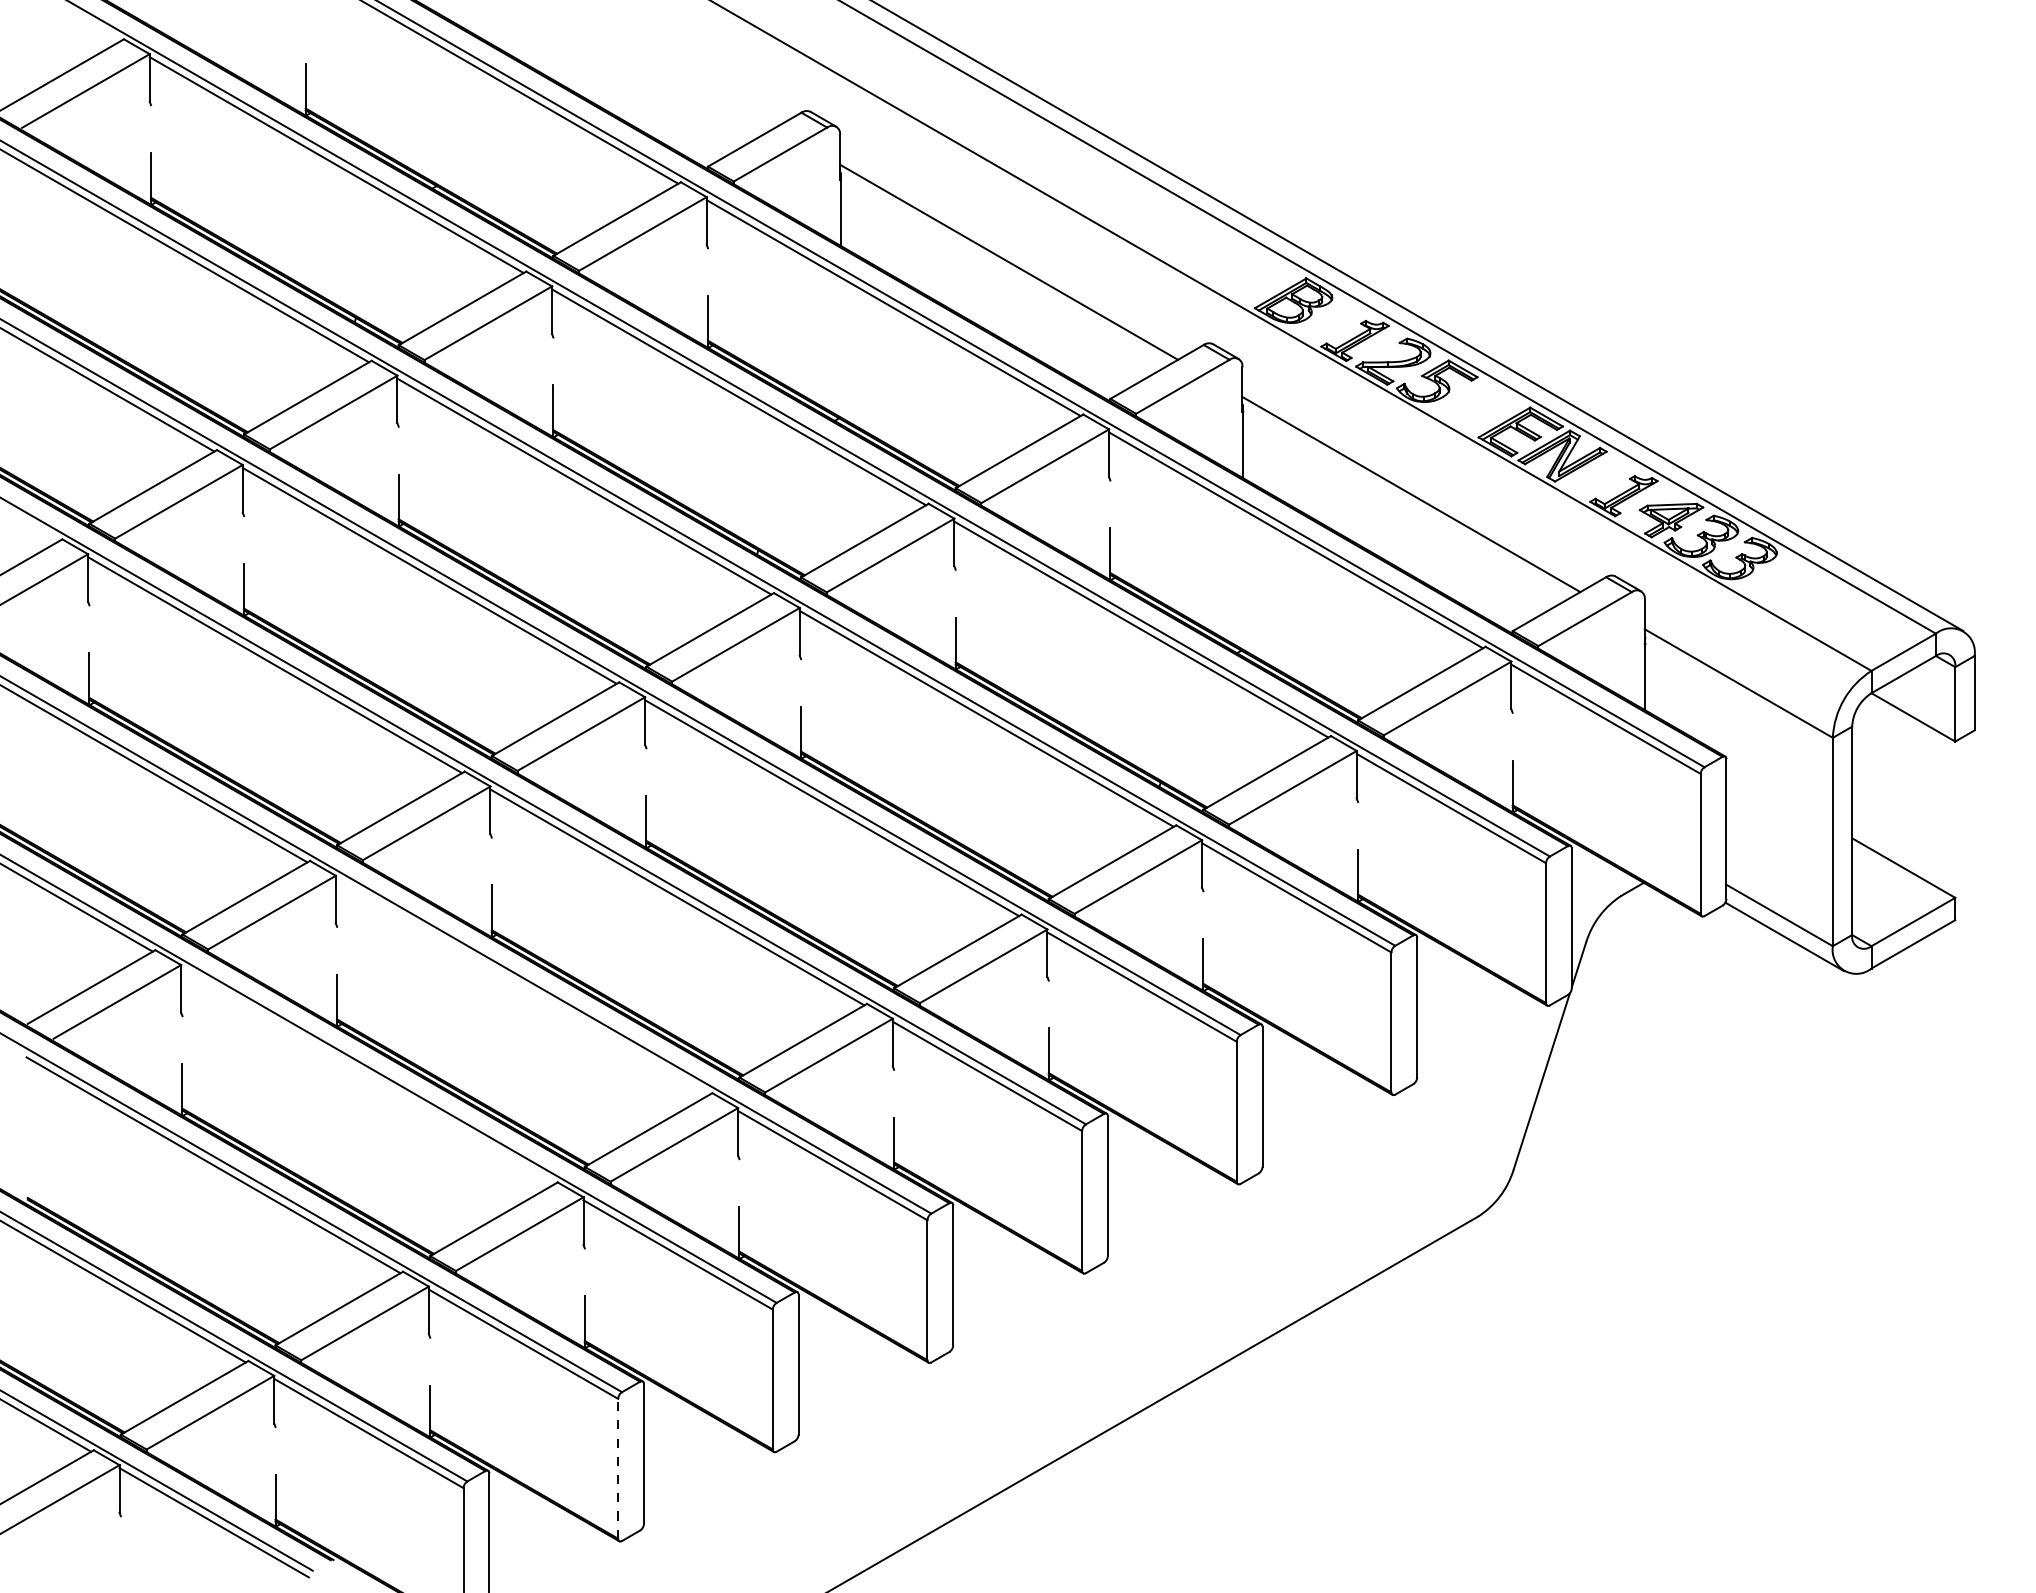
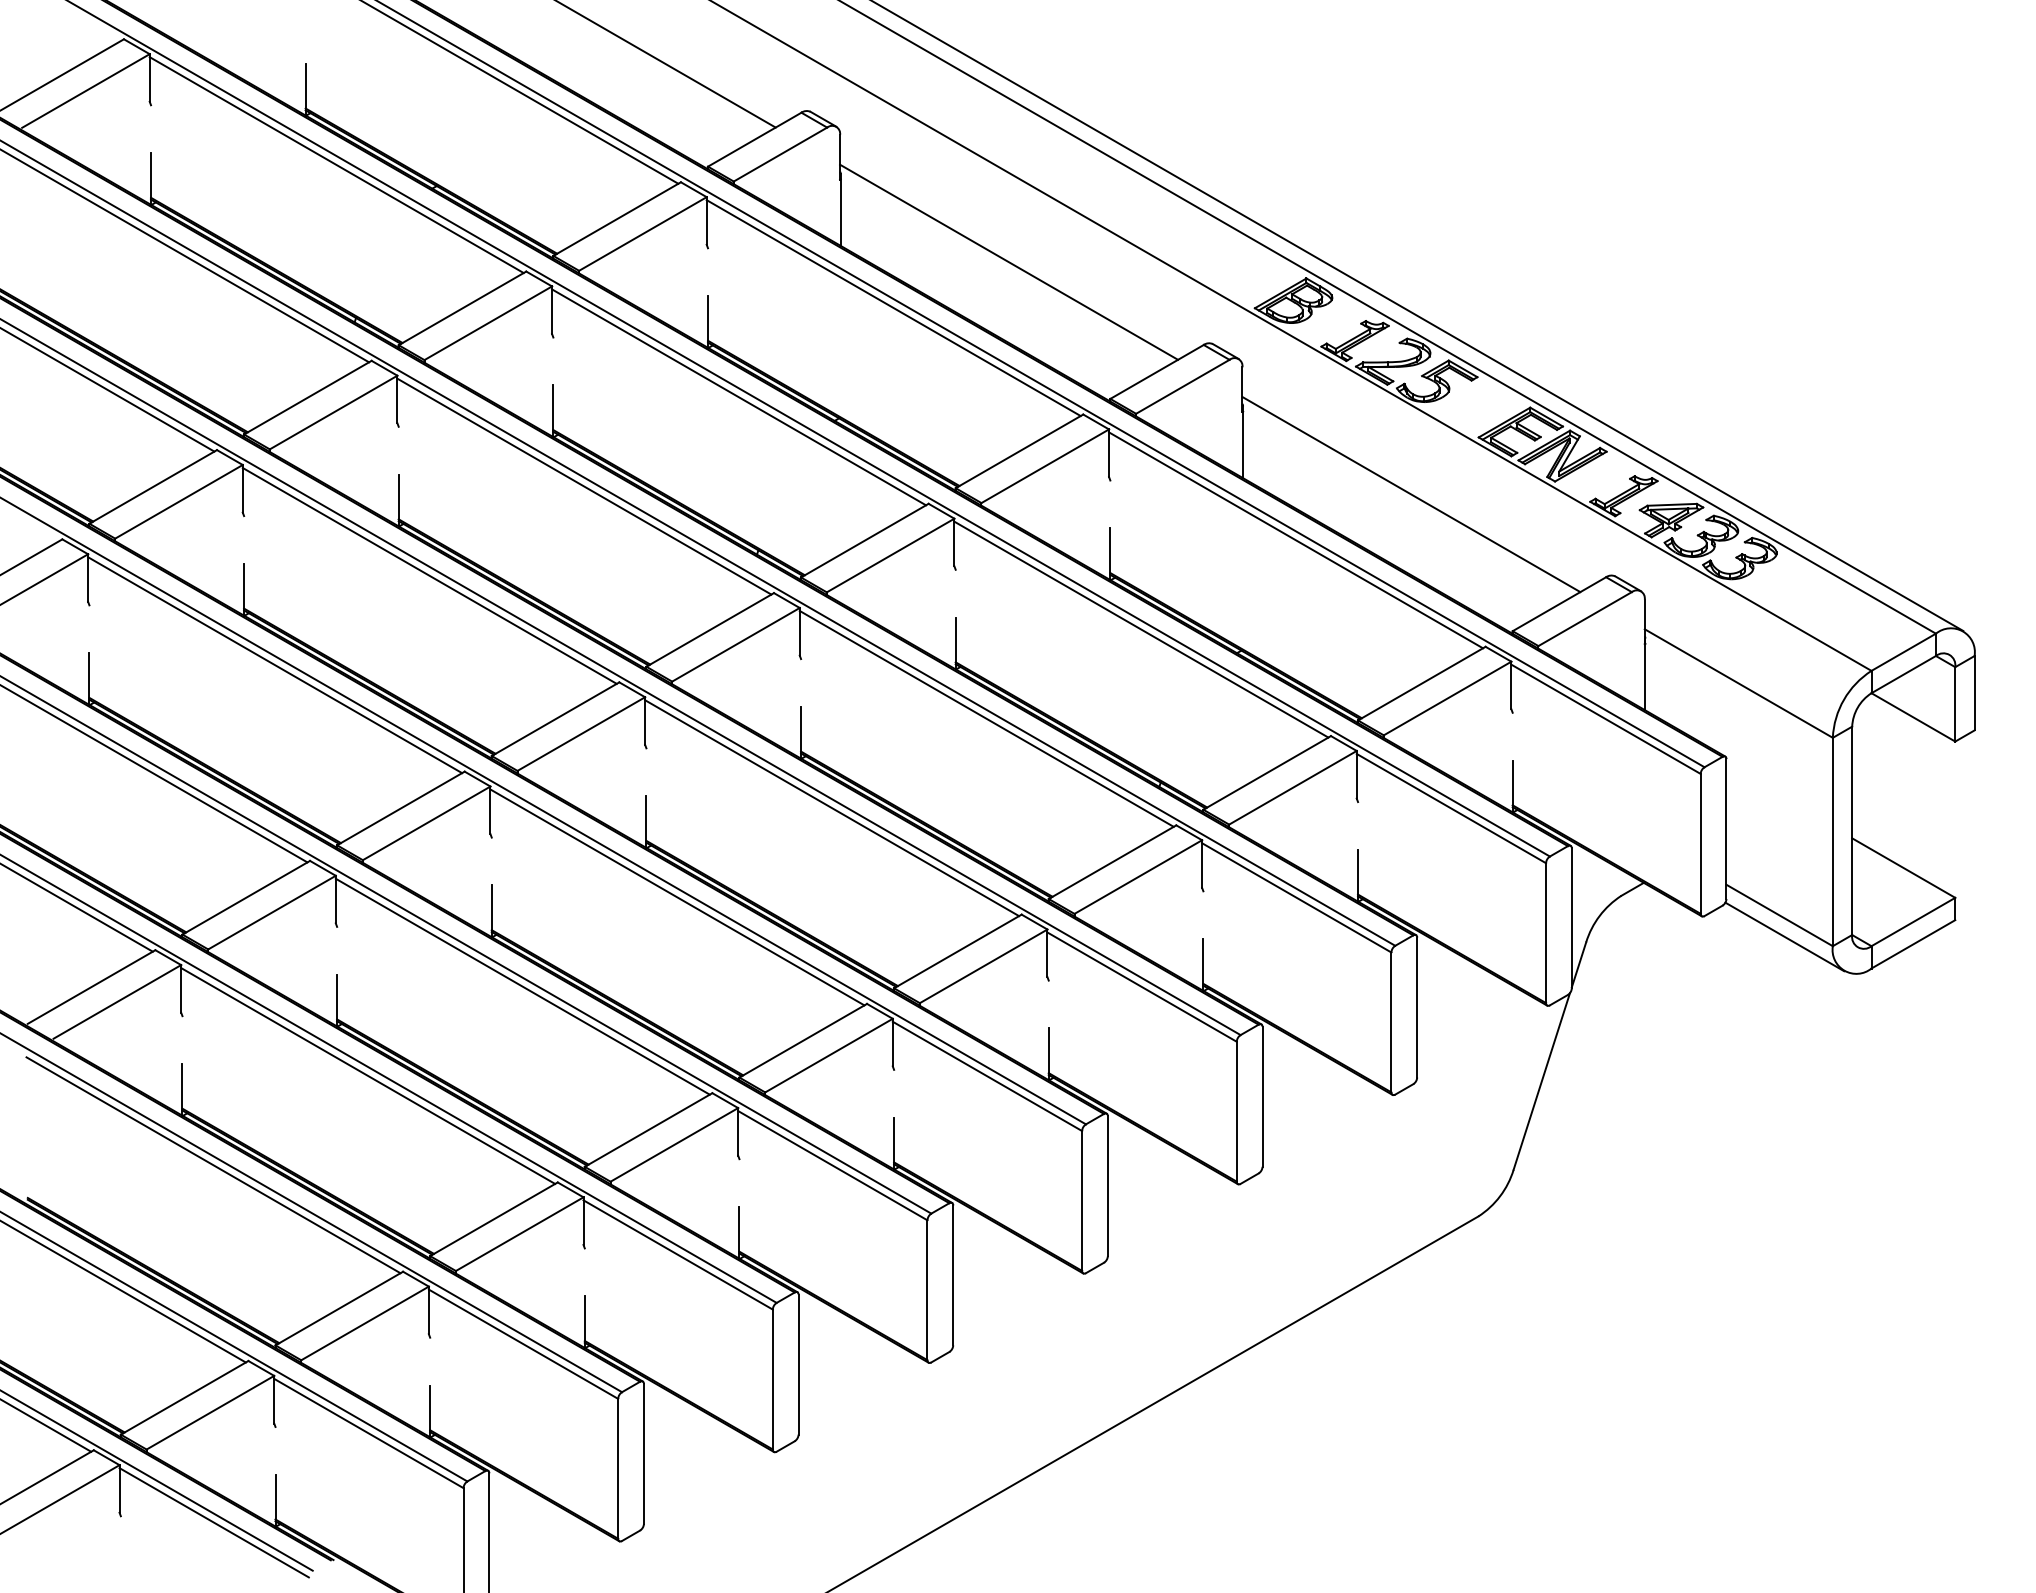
line: none -> present (666, 64)
line: none -> present (522, 986)
line: none -> present (368, 1075)
line: dashed -> solid (618, 1468)
